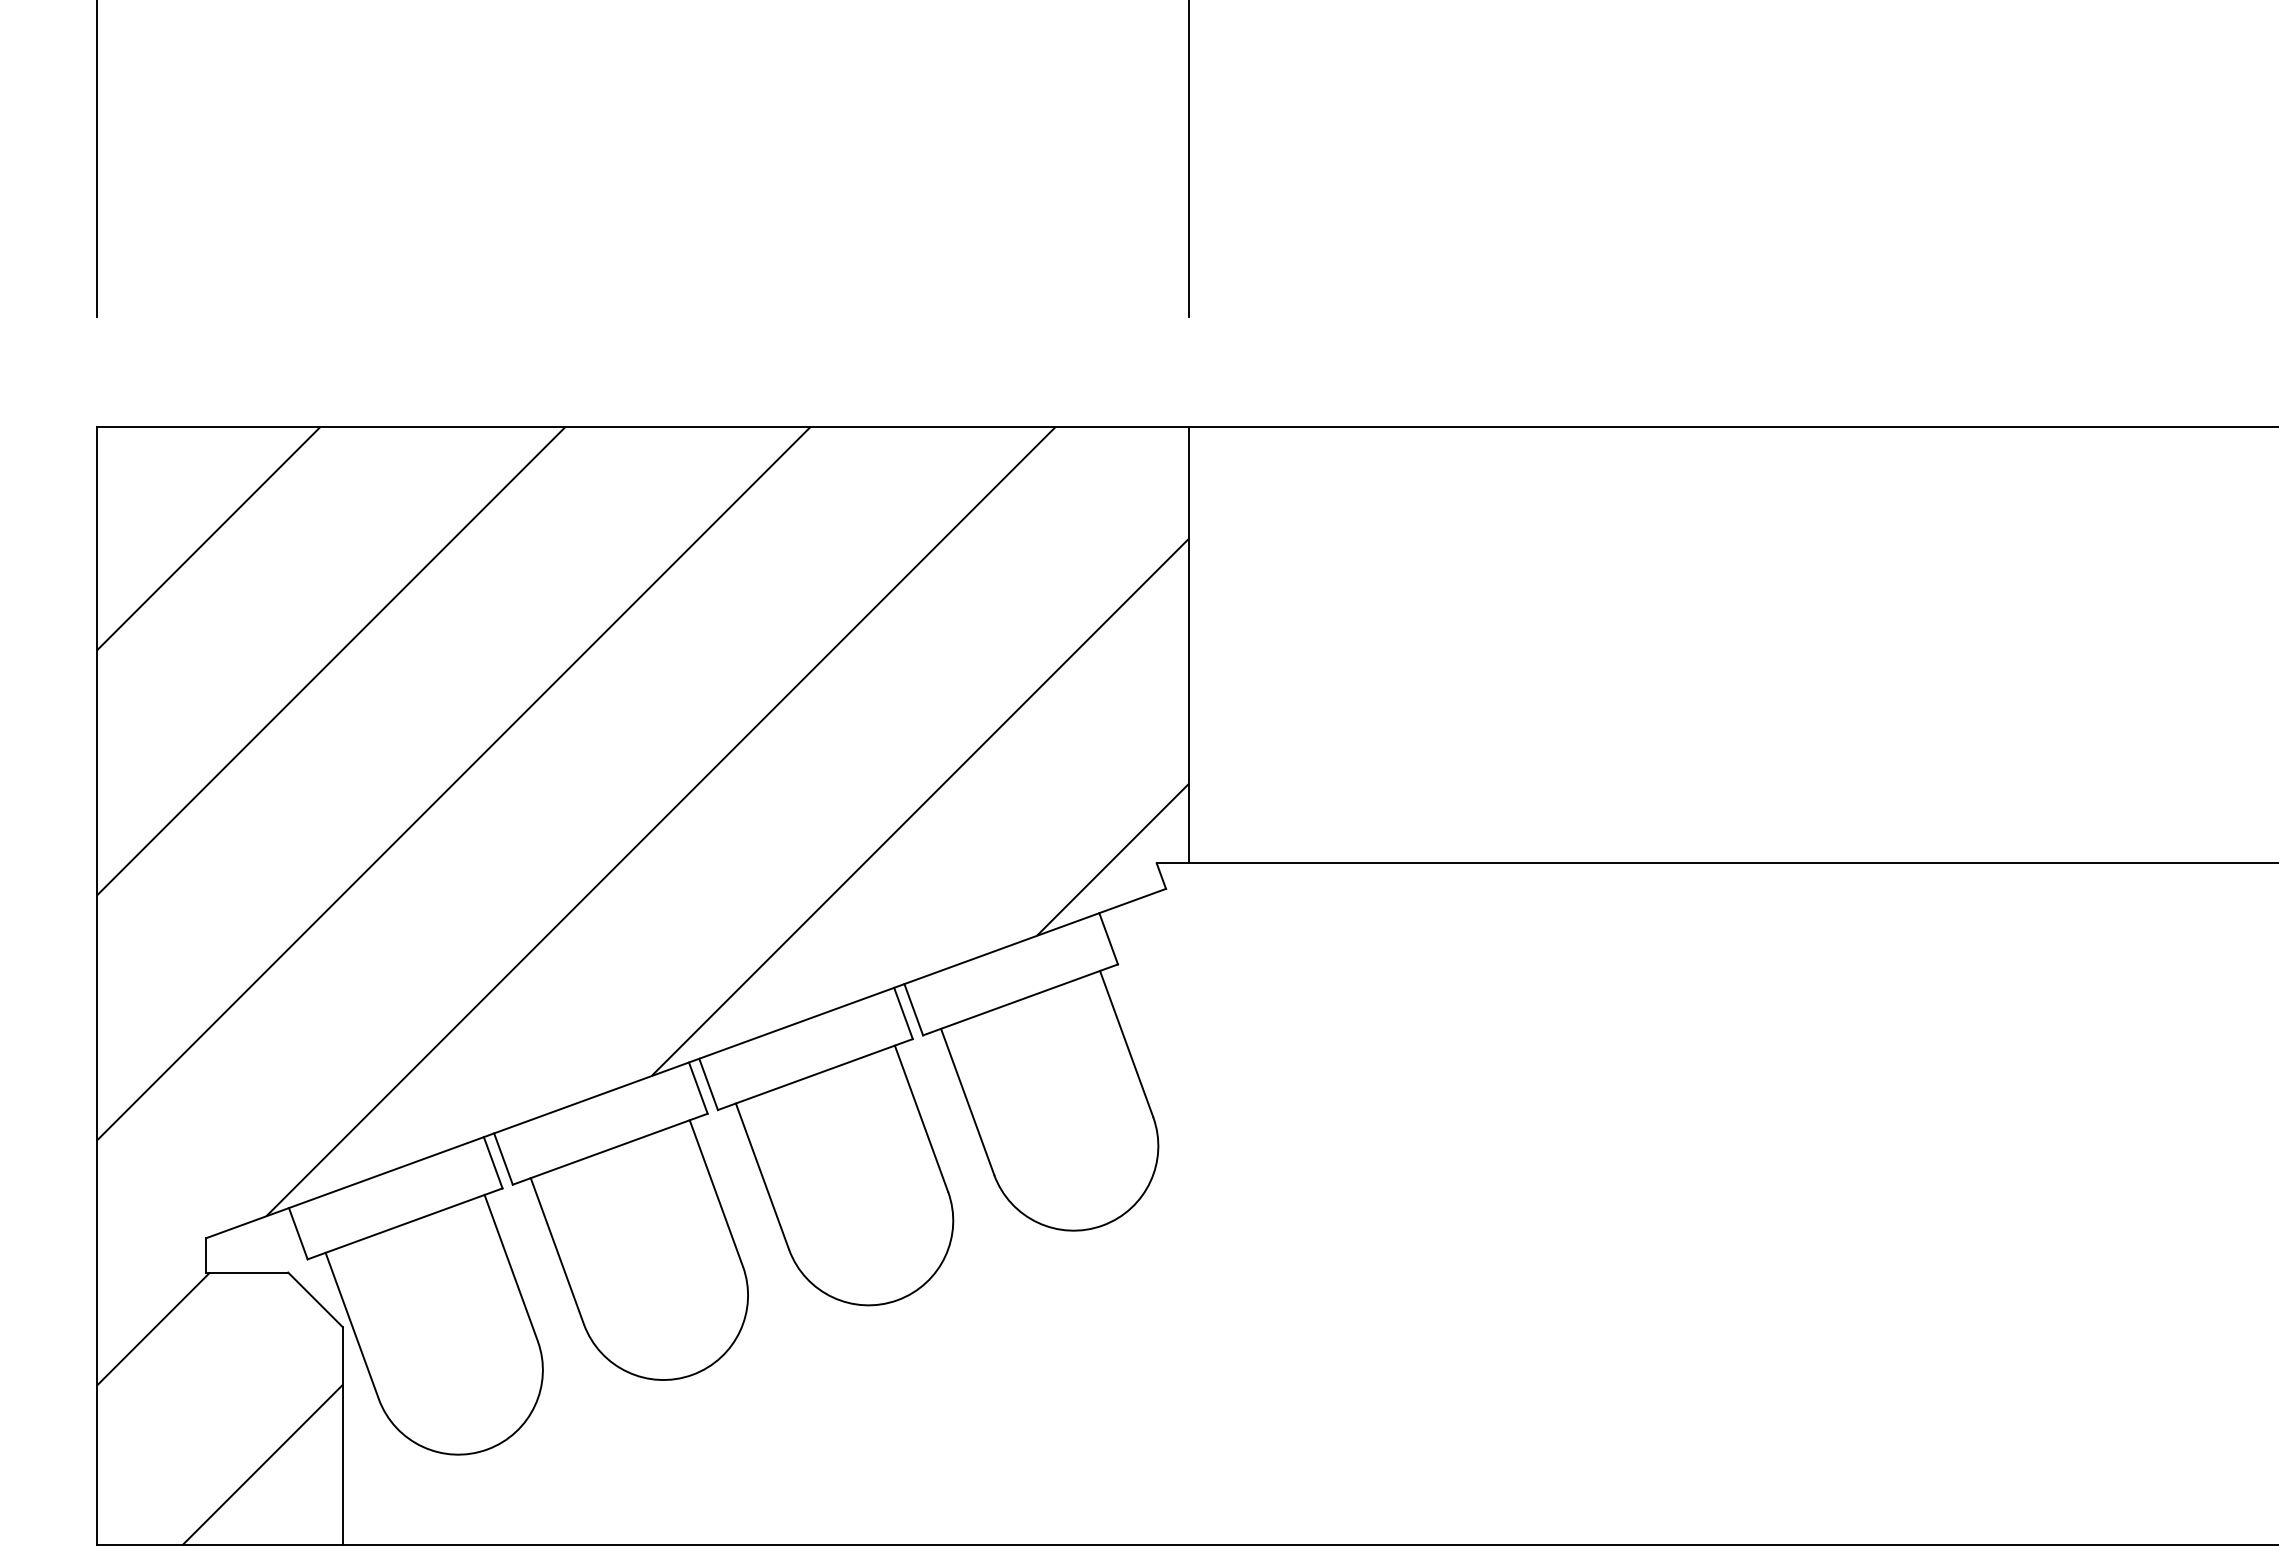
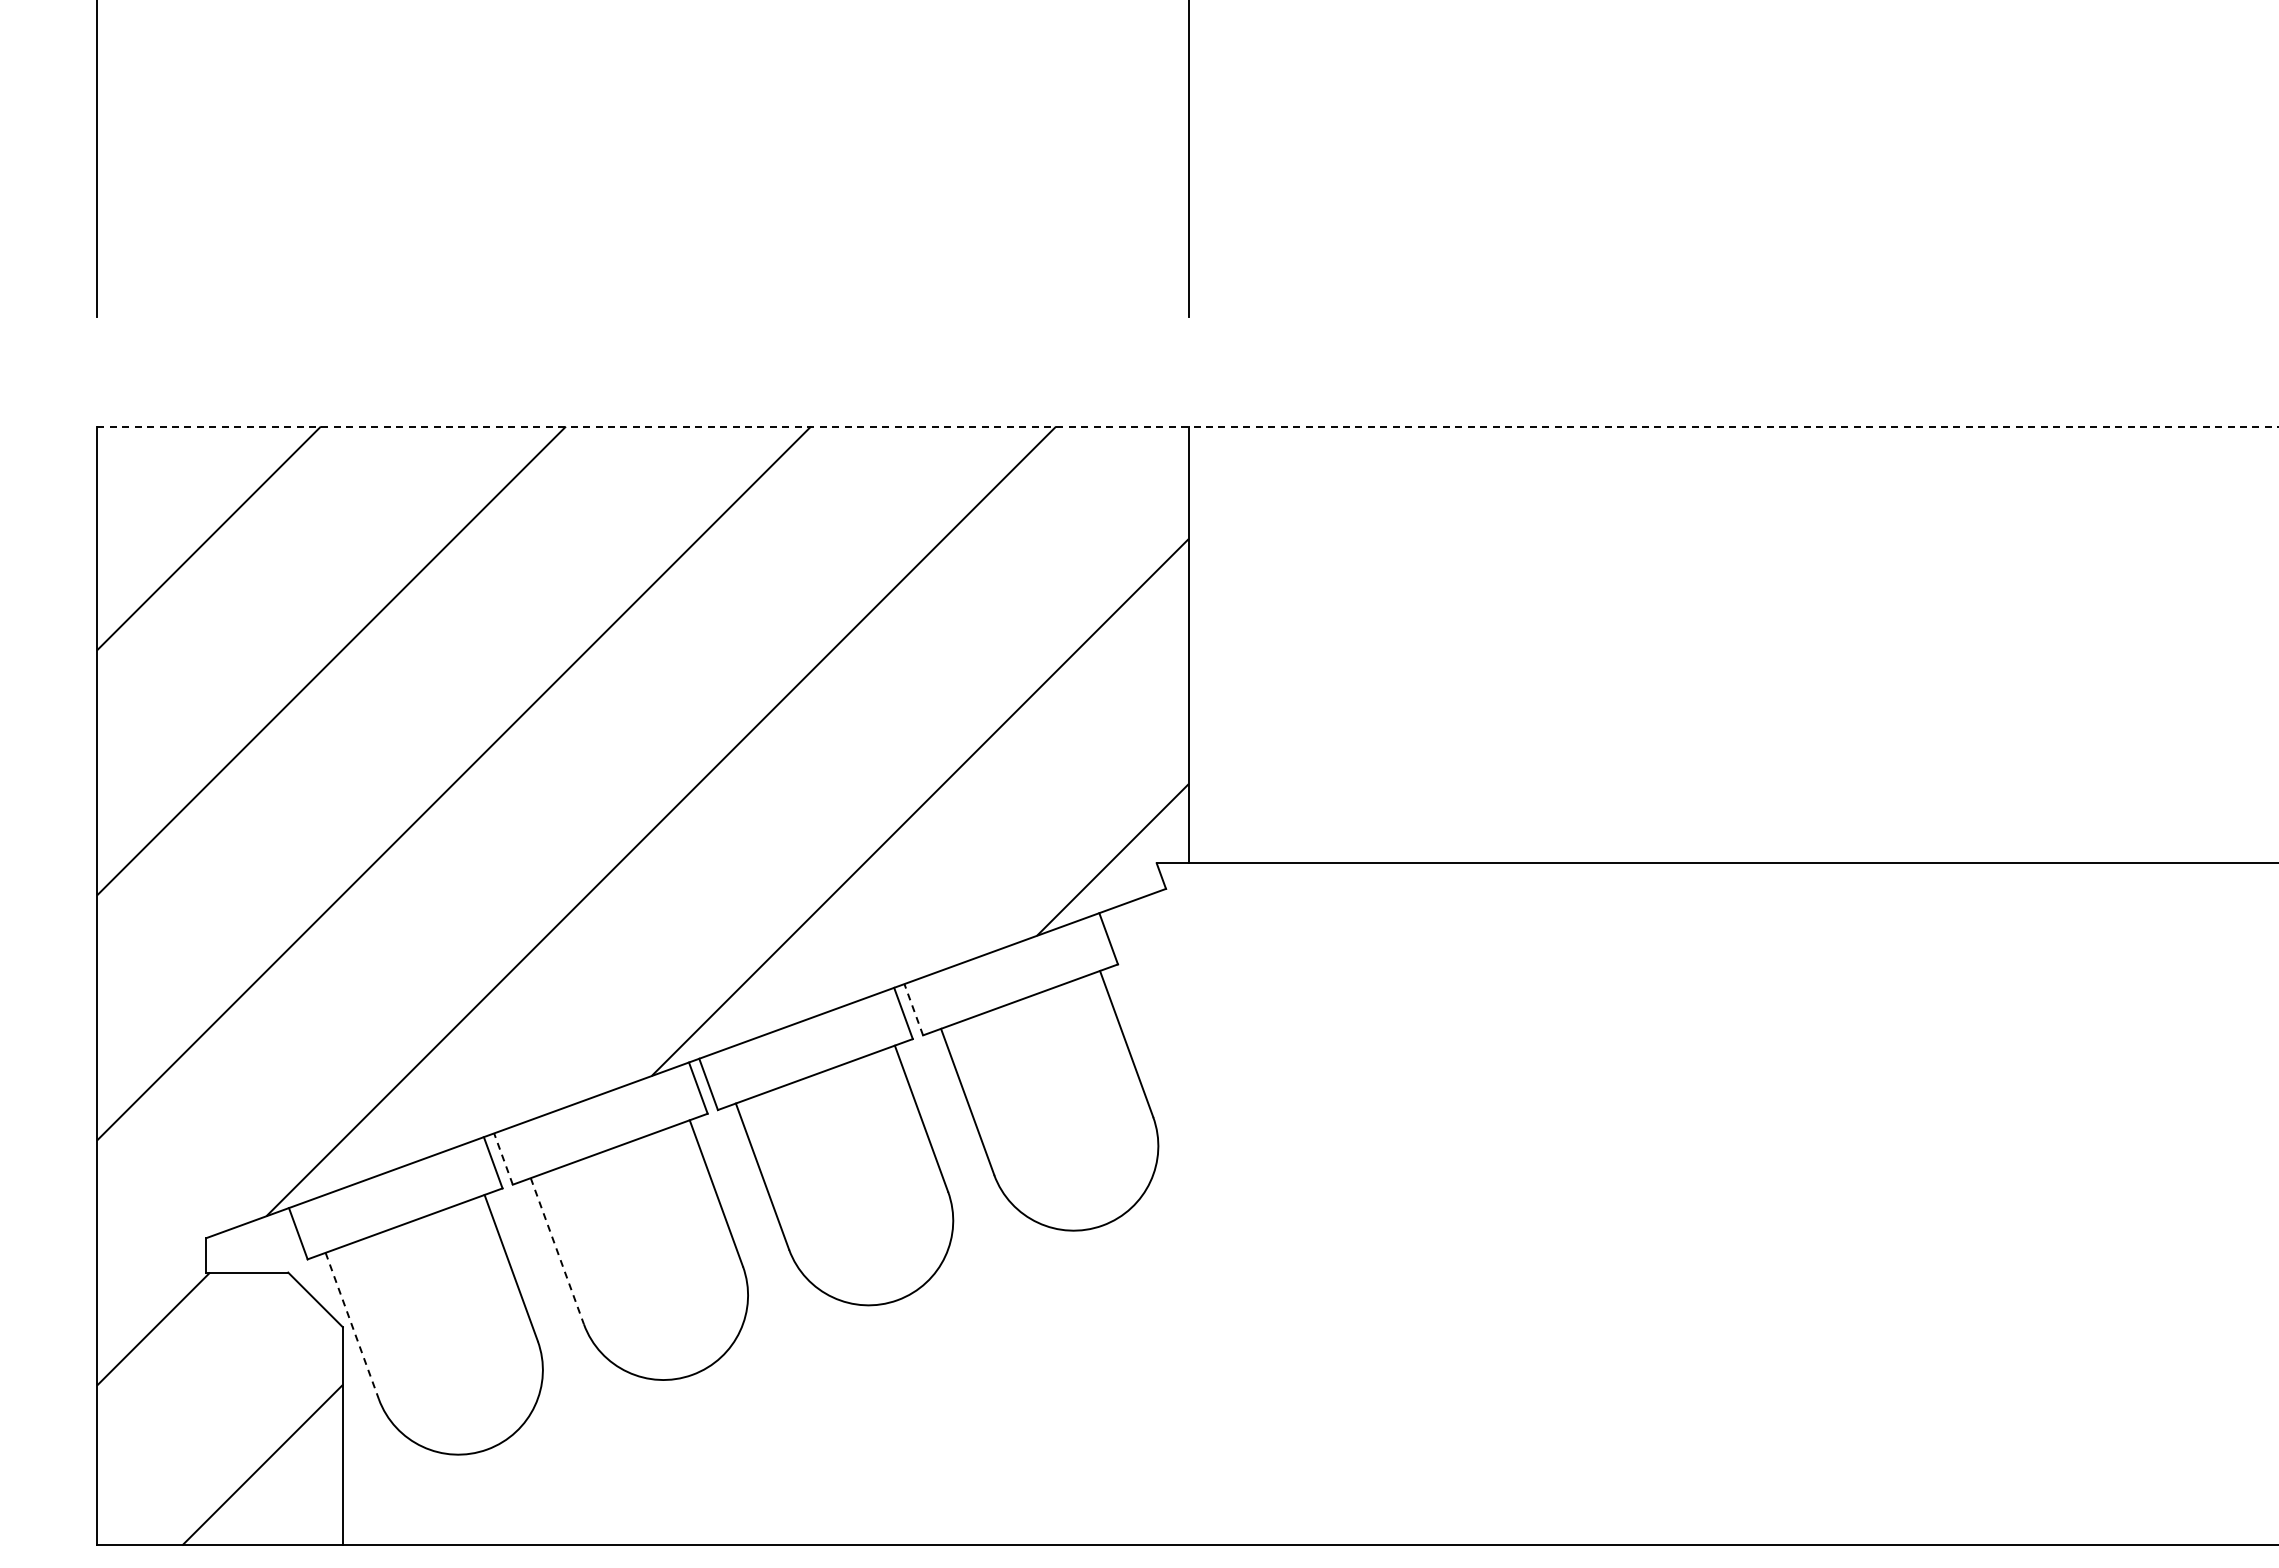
line: solid -> dashed (1188, 426)
line: solid -> dashed (913, 1009)
line: solid -> dashed (503, 1158)
line: solid -> dashed (557, 1251)
line: solid -> dashed (352, 1325)
